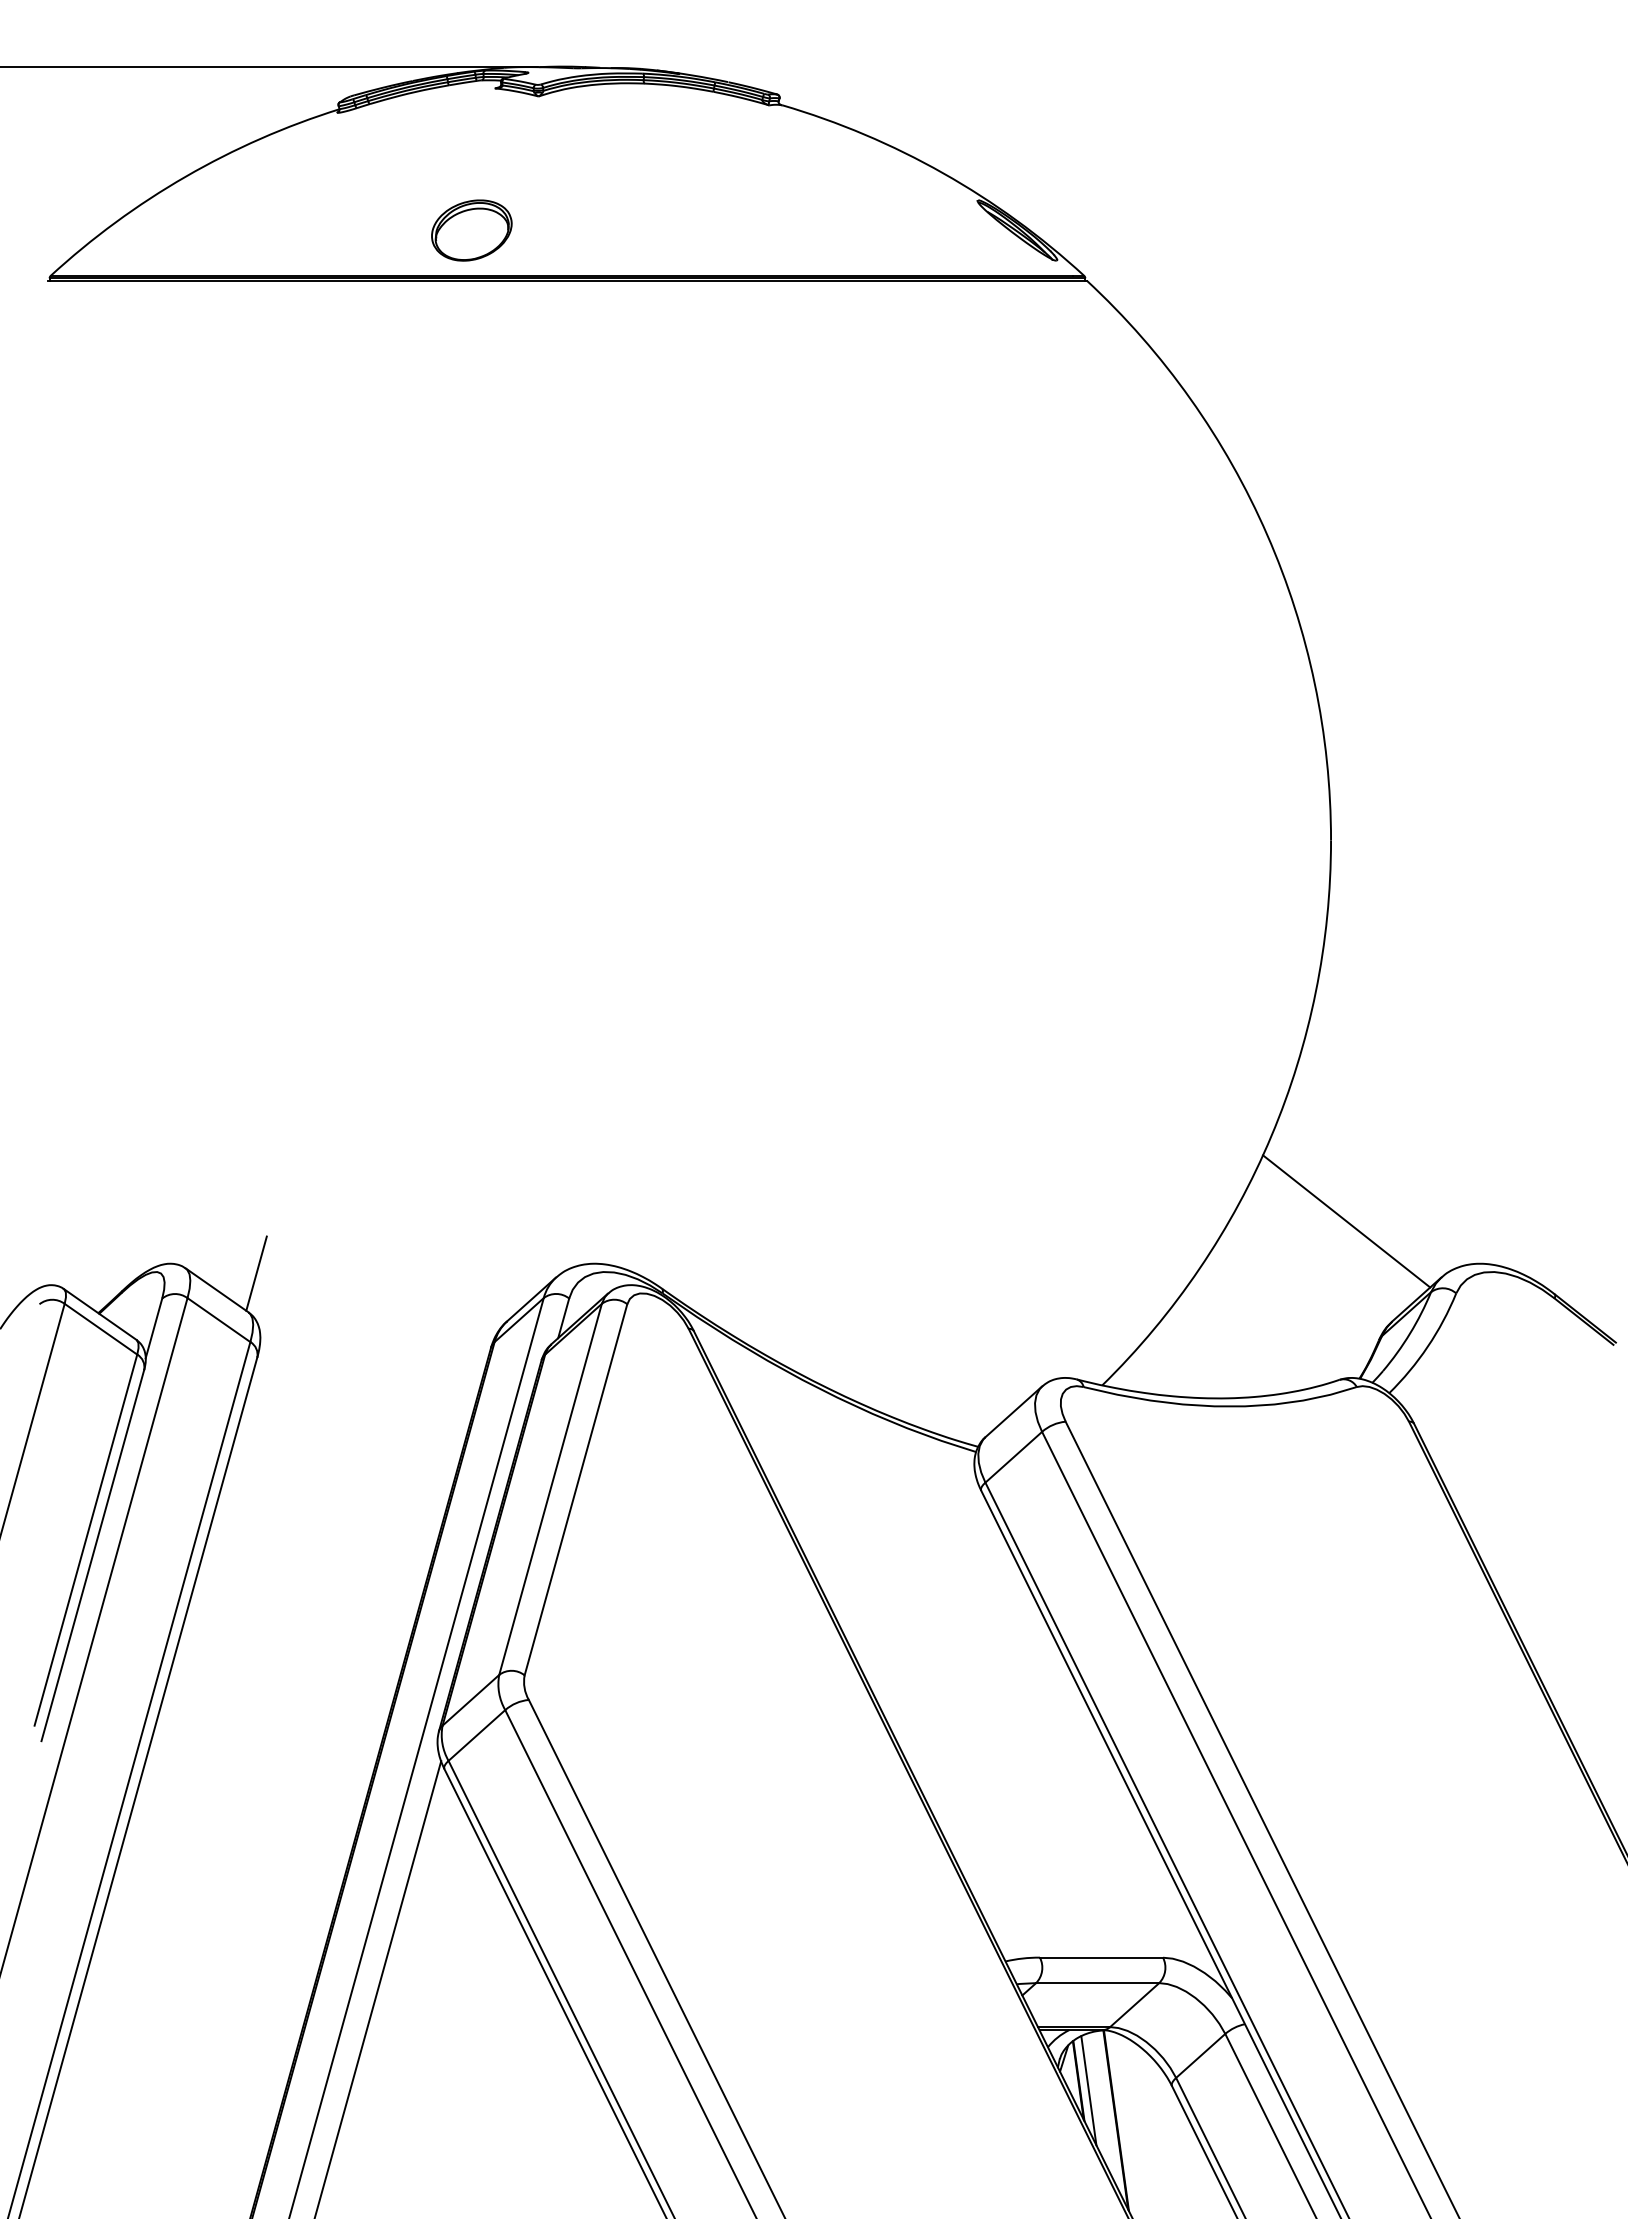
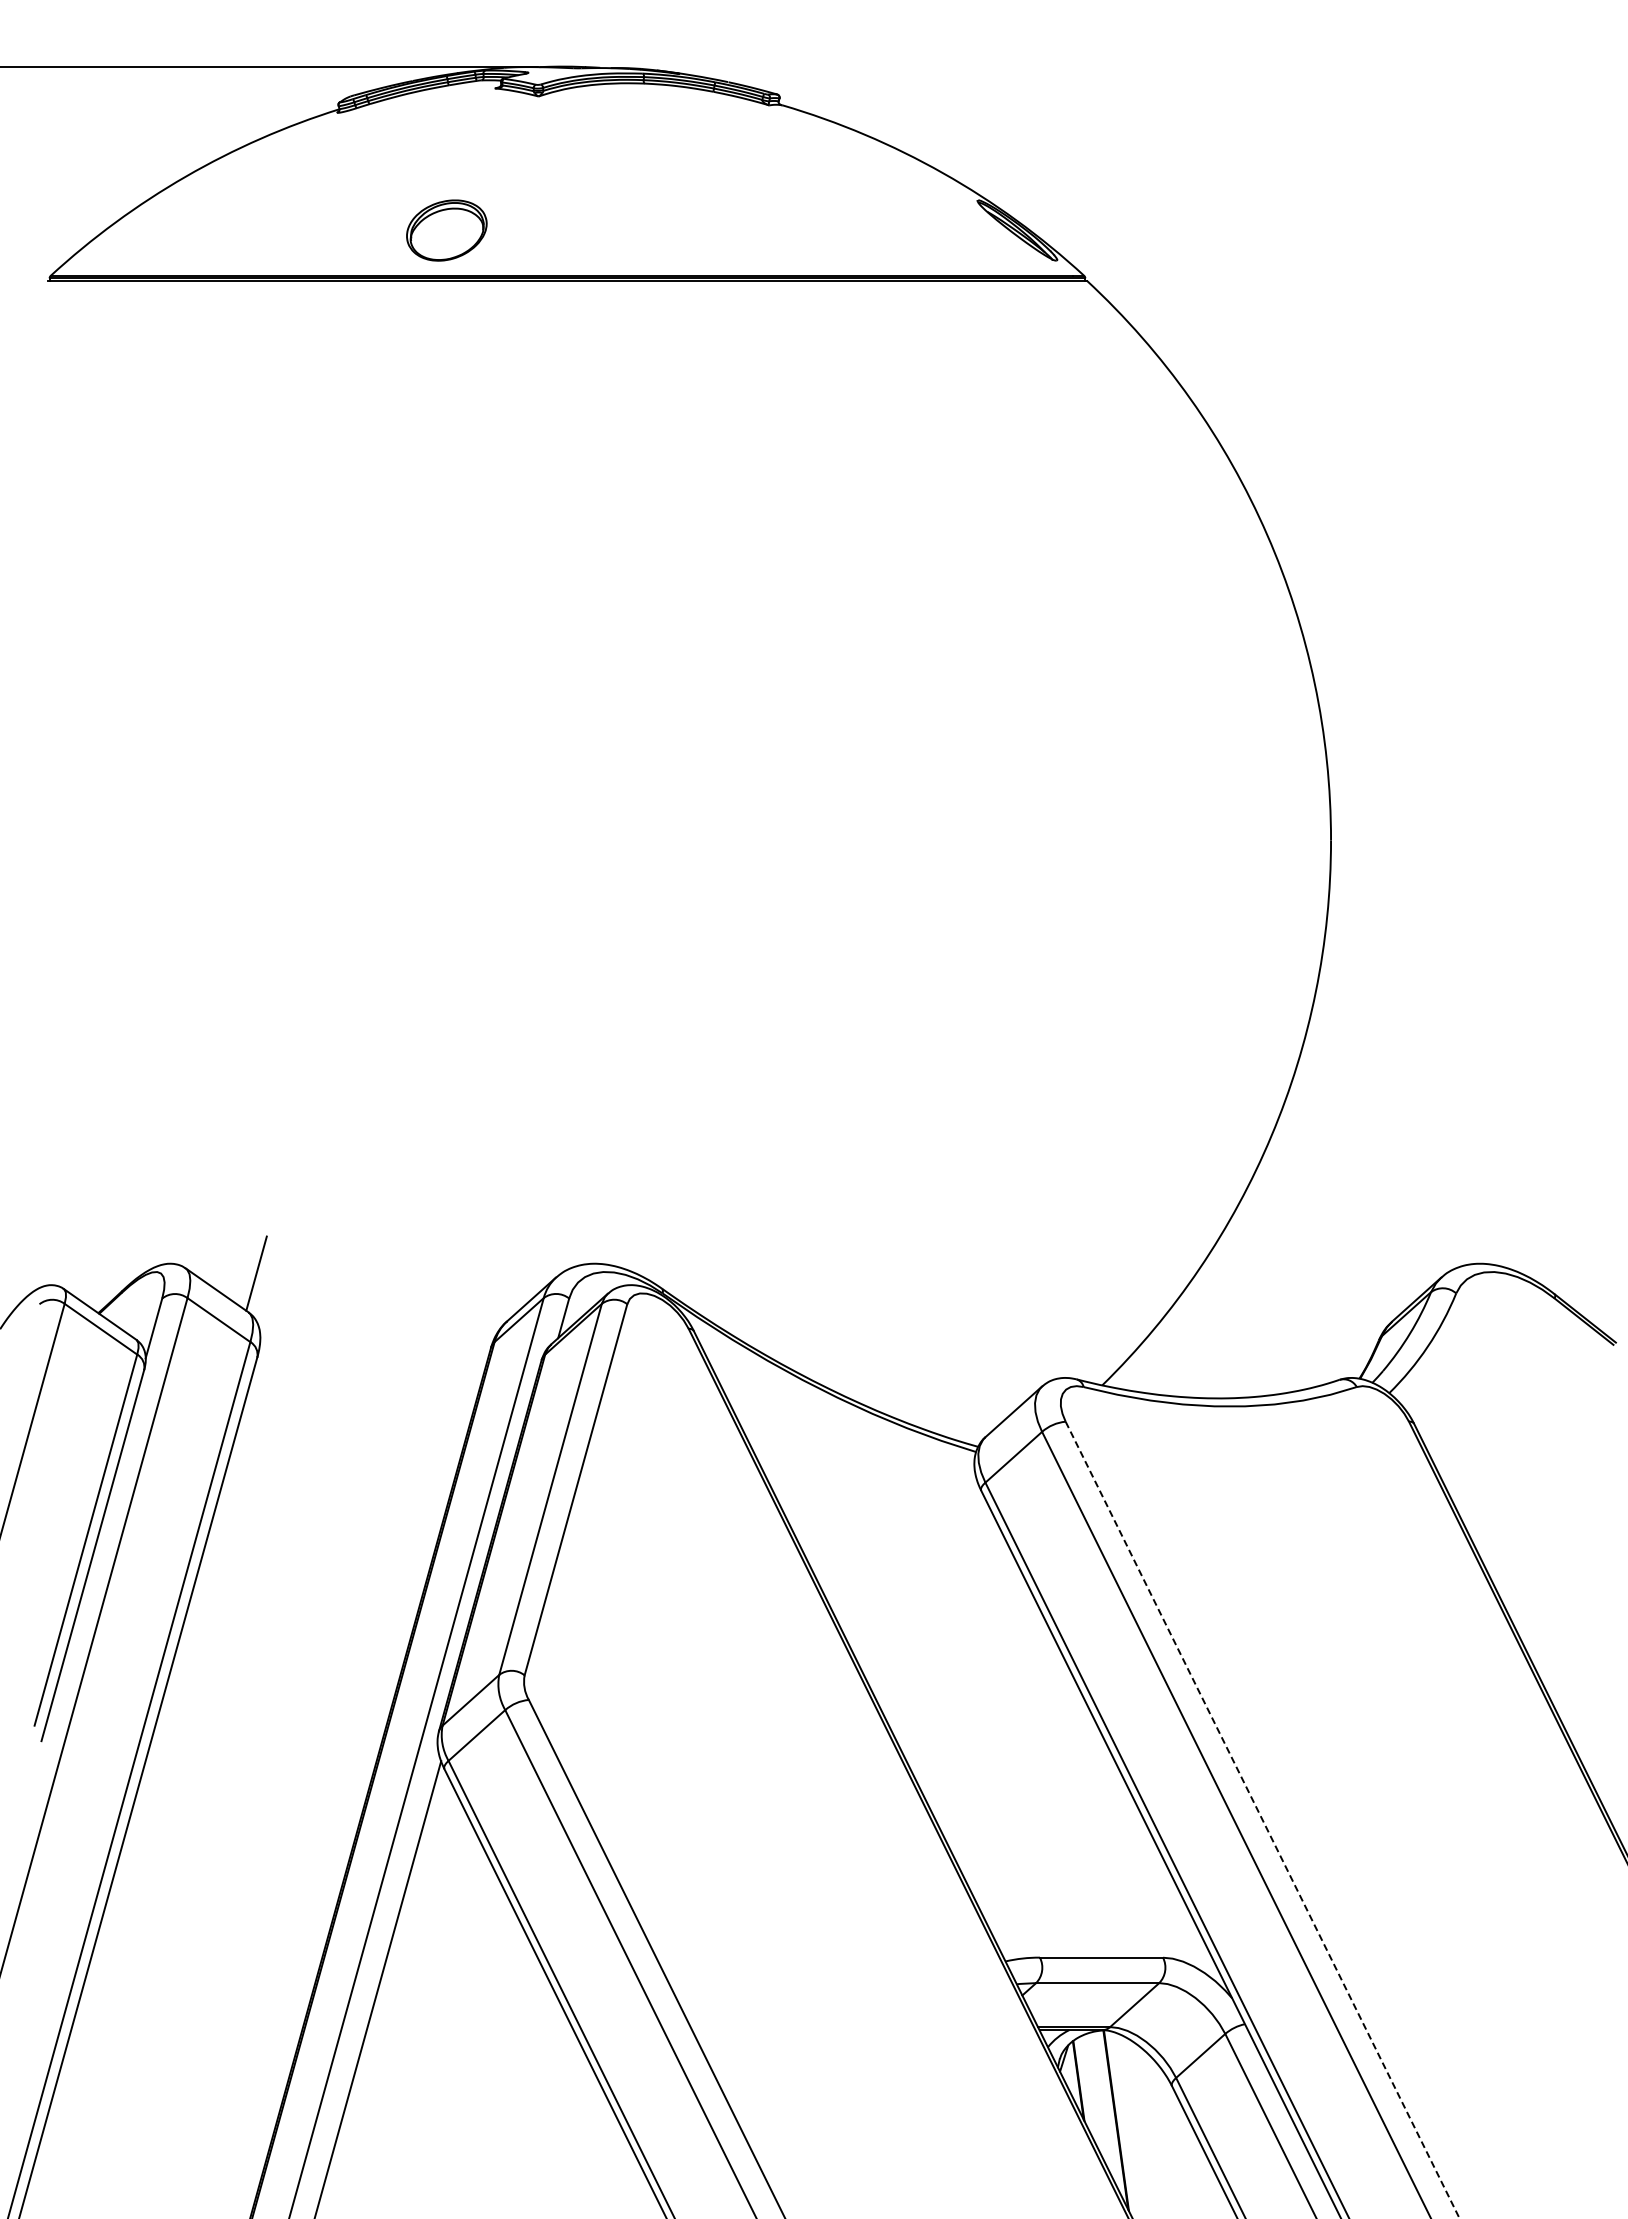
part position: (471, 230) -> (446, 230) (446, 230)
line: present -> none (1346, 1221)
line: solid -> dashed (1262, 1820)
line: present -> none (1088, 2090)
